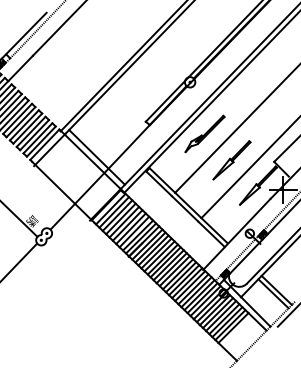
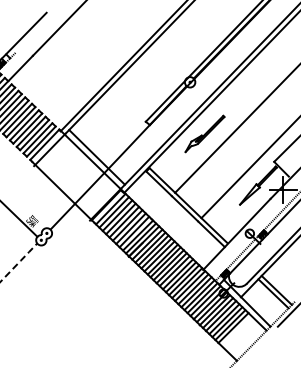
line: present -> none (40, 27)
part: present -> none (231, 160)
arc: solid -> dashed (18, 262)
